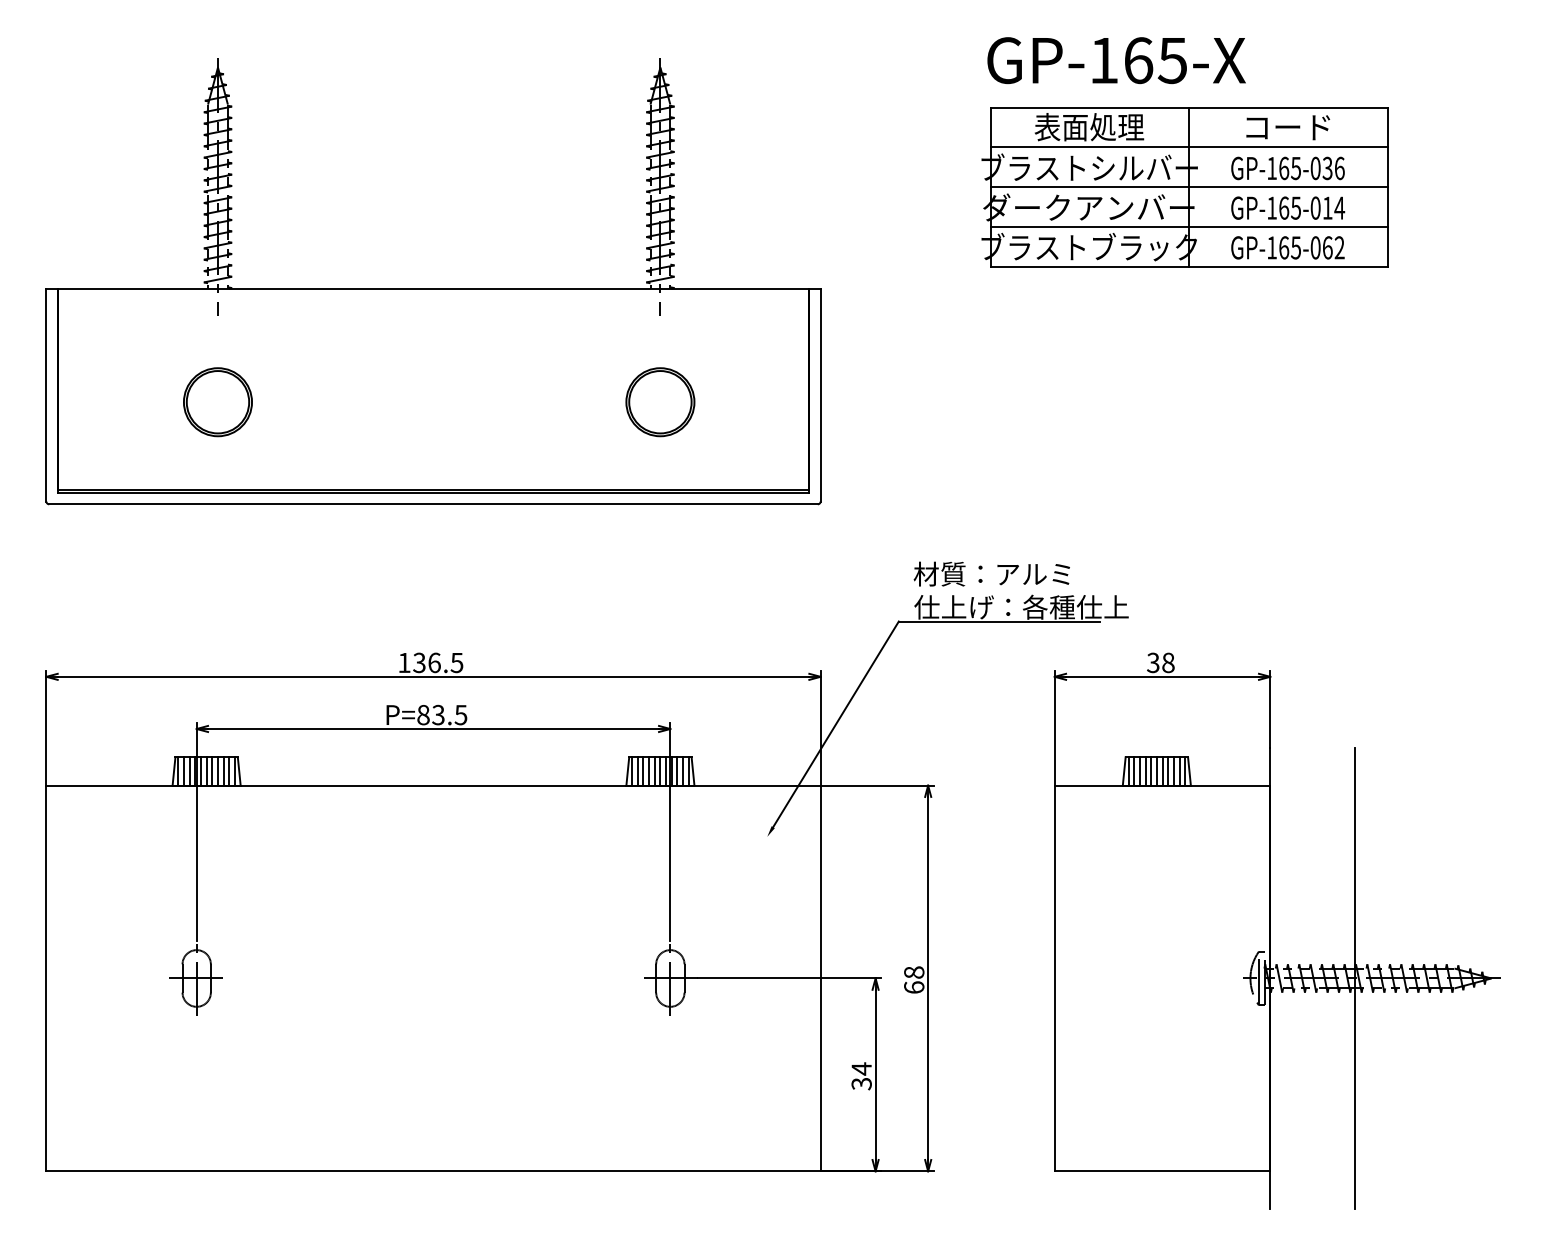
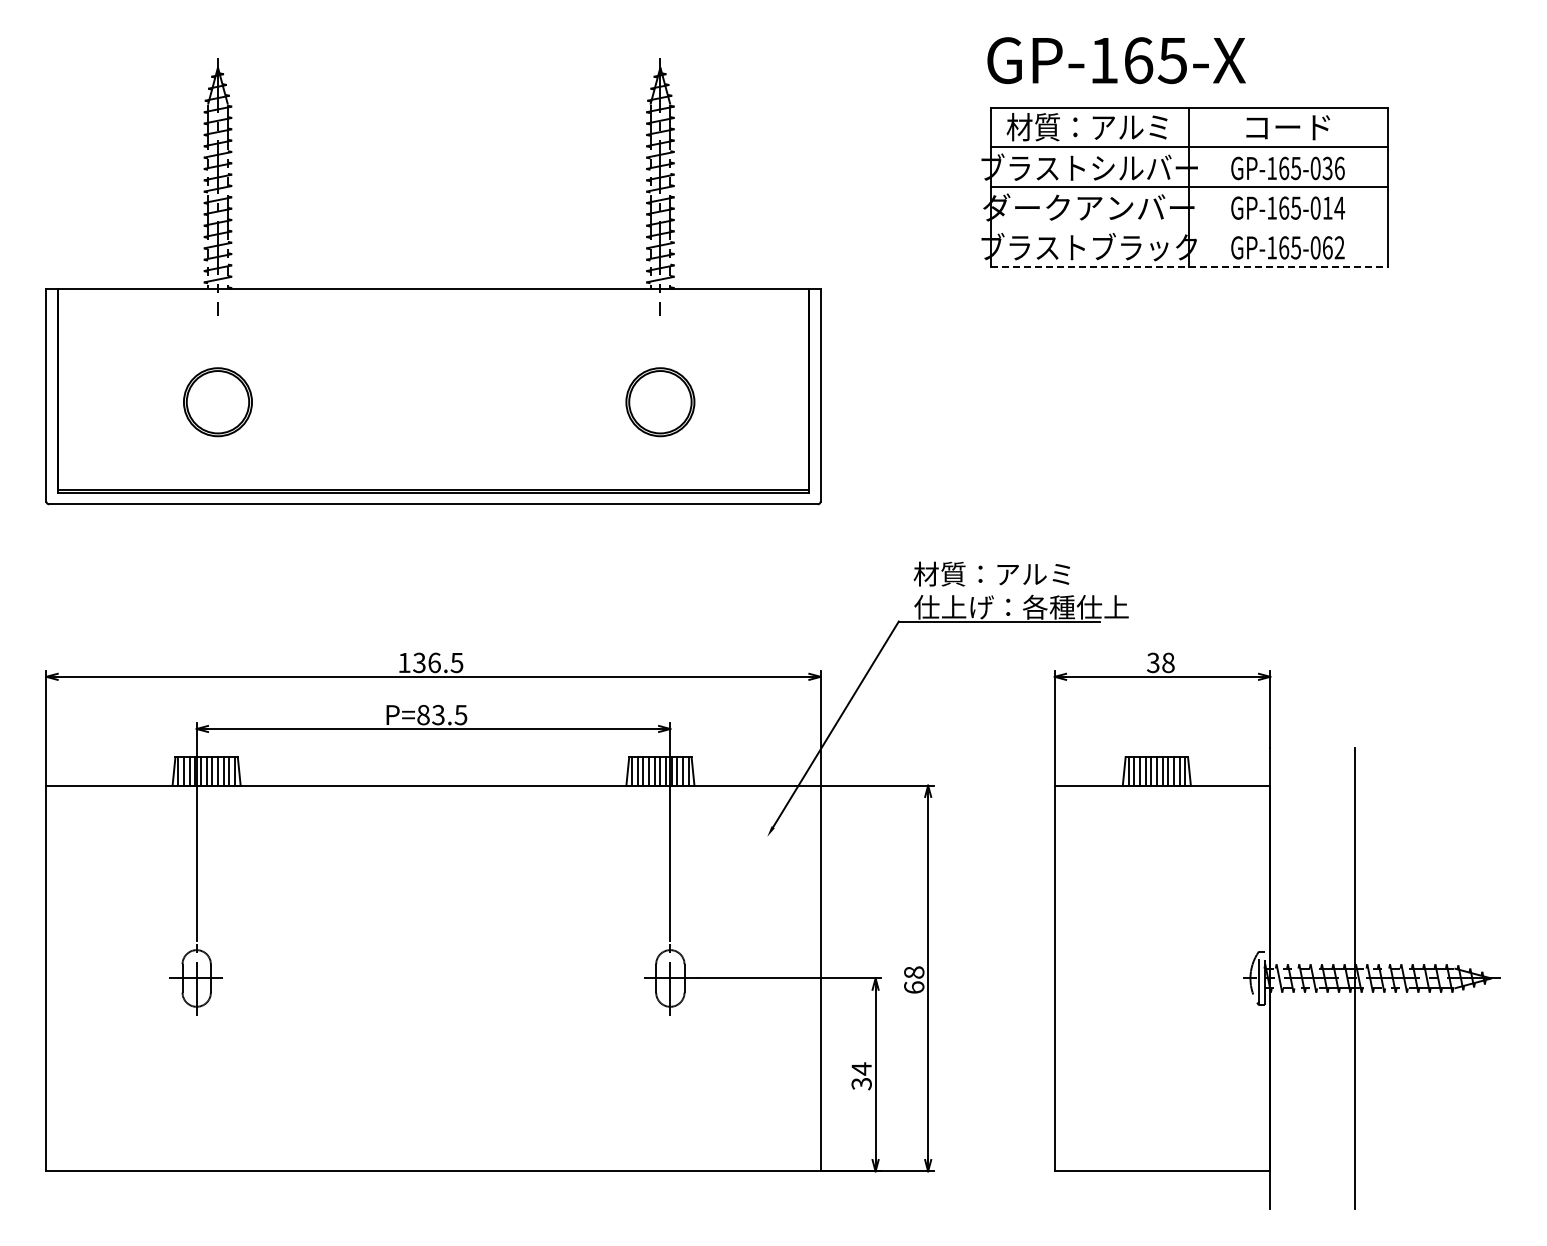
text: 表面処理 -> 材質：アルミ (1086, 127)
line: present -> none (1188, 226)
line: solid -> dashed (1189, 266)
